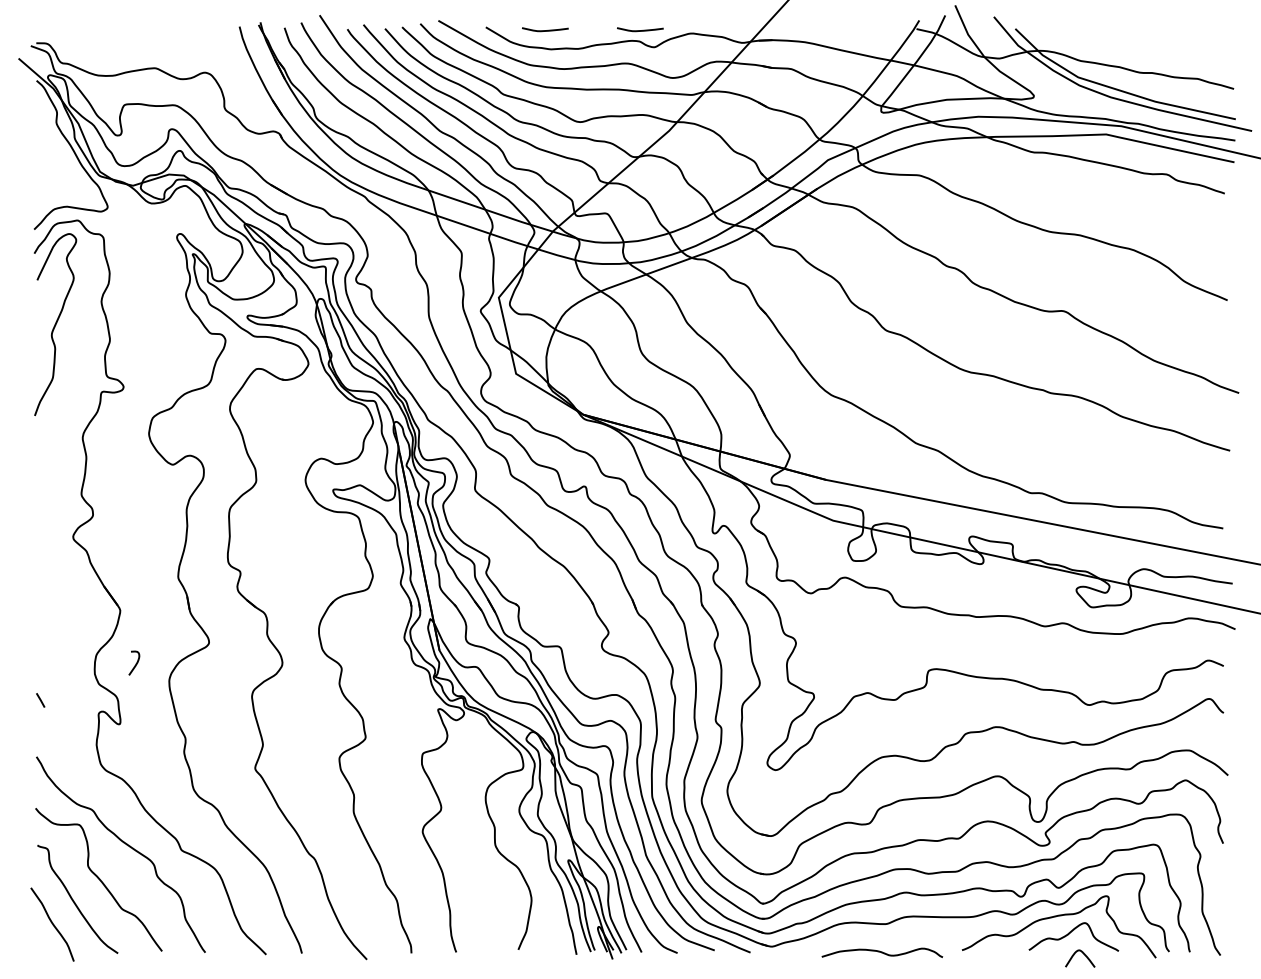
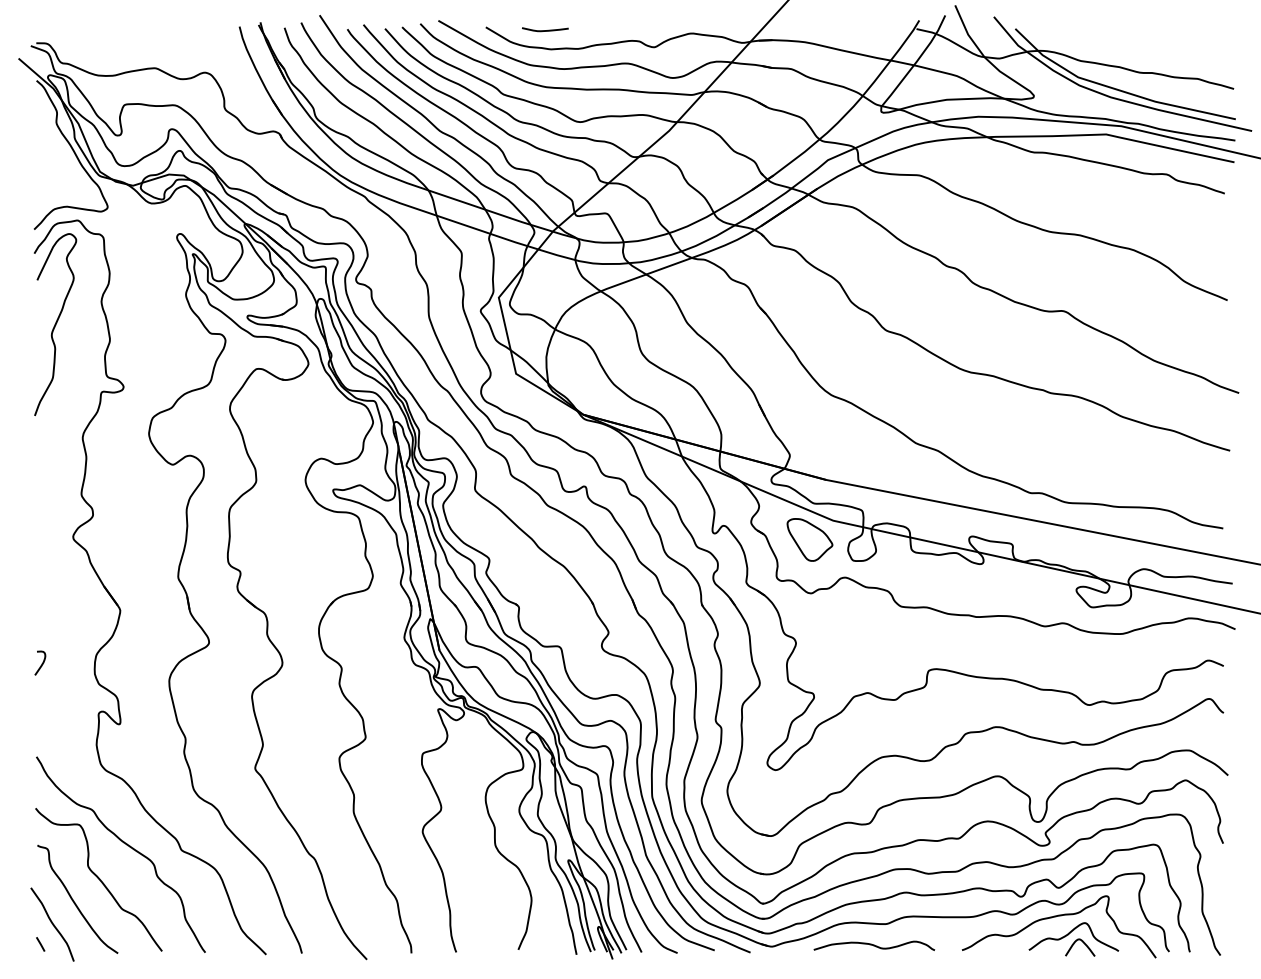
curve: present -> none (640, 30)
part: none -> present (809, 539)
curve position: (135, 663) -> (41, 663) (41, 663)
line position: (40, 700) -> (40, 944) (40, 944)
curve position: (882, 952) -> (874, 945) (874, 945)
curve position: (1083, 954) -> (1083, 943) (1083, 943)
